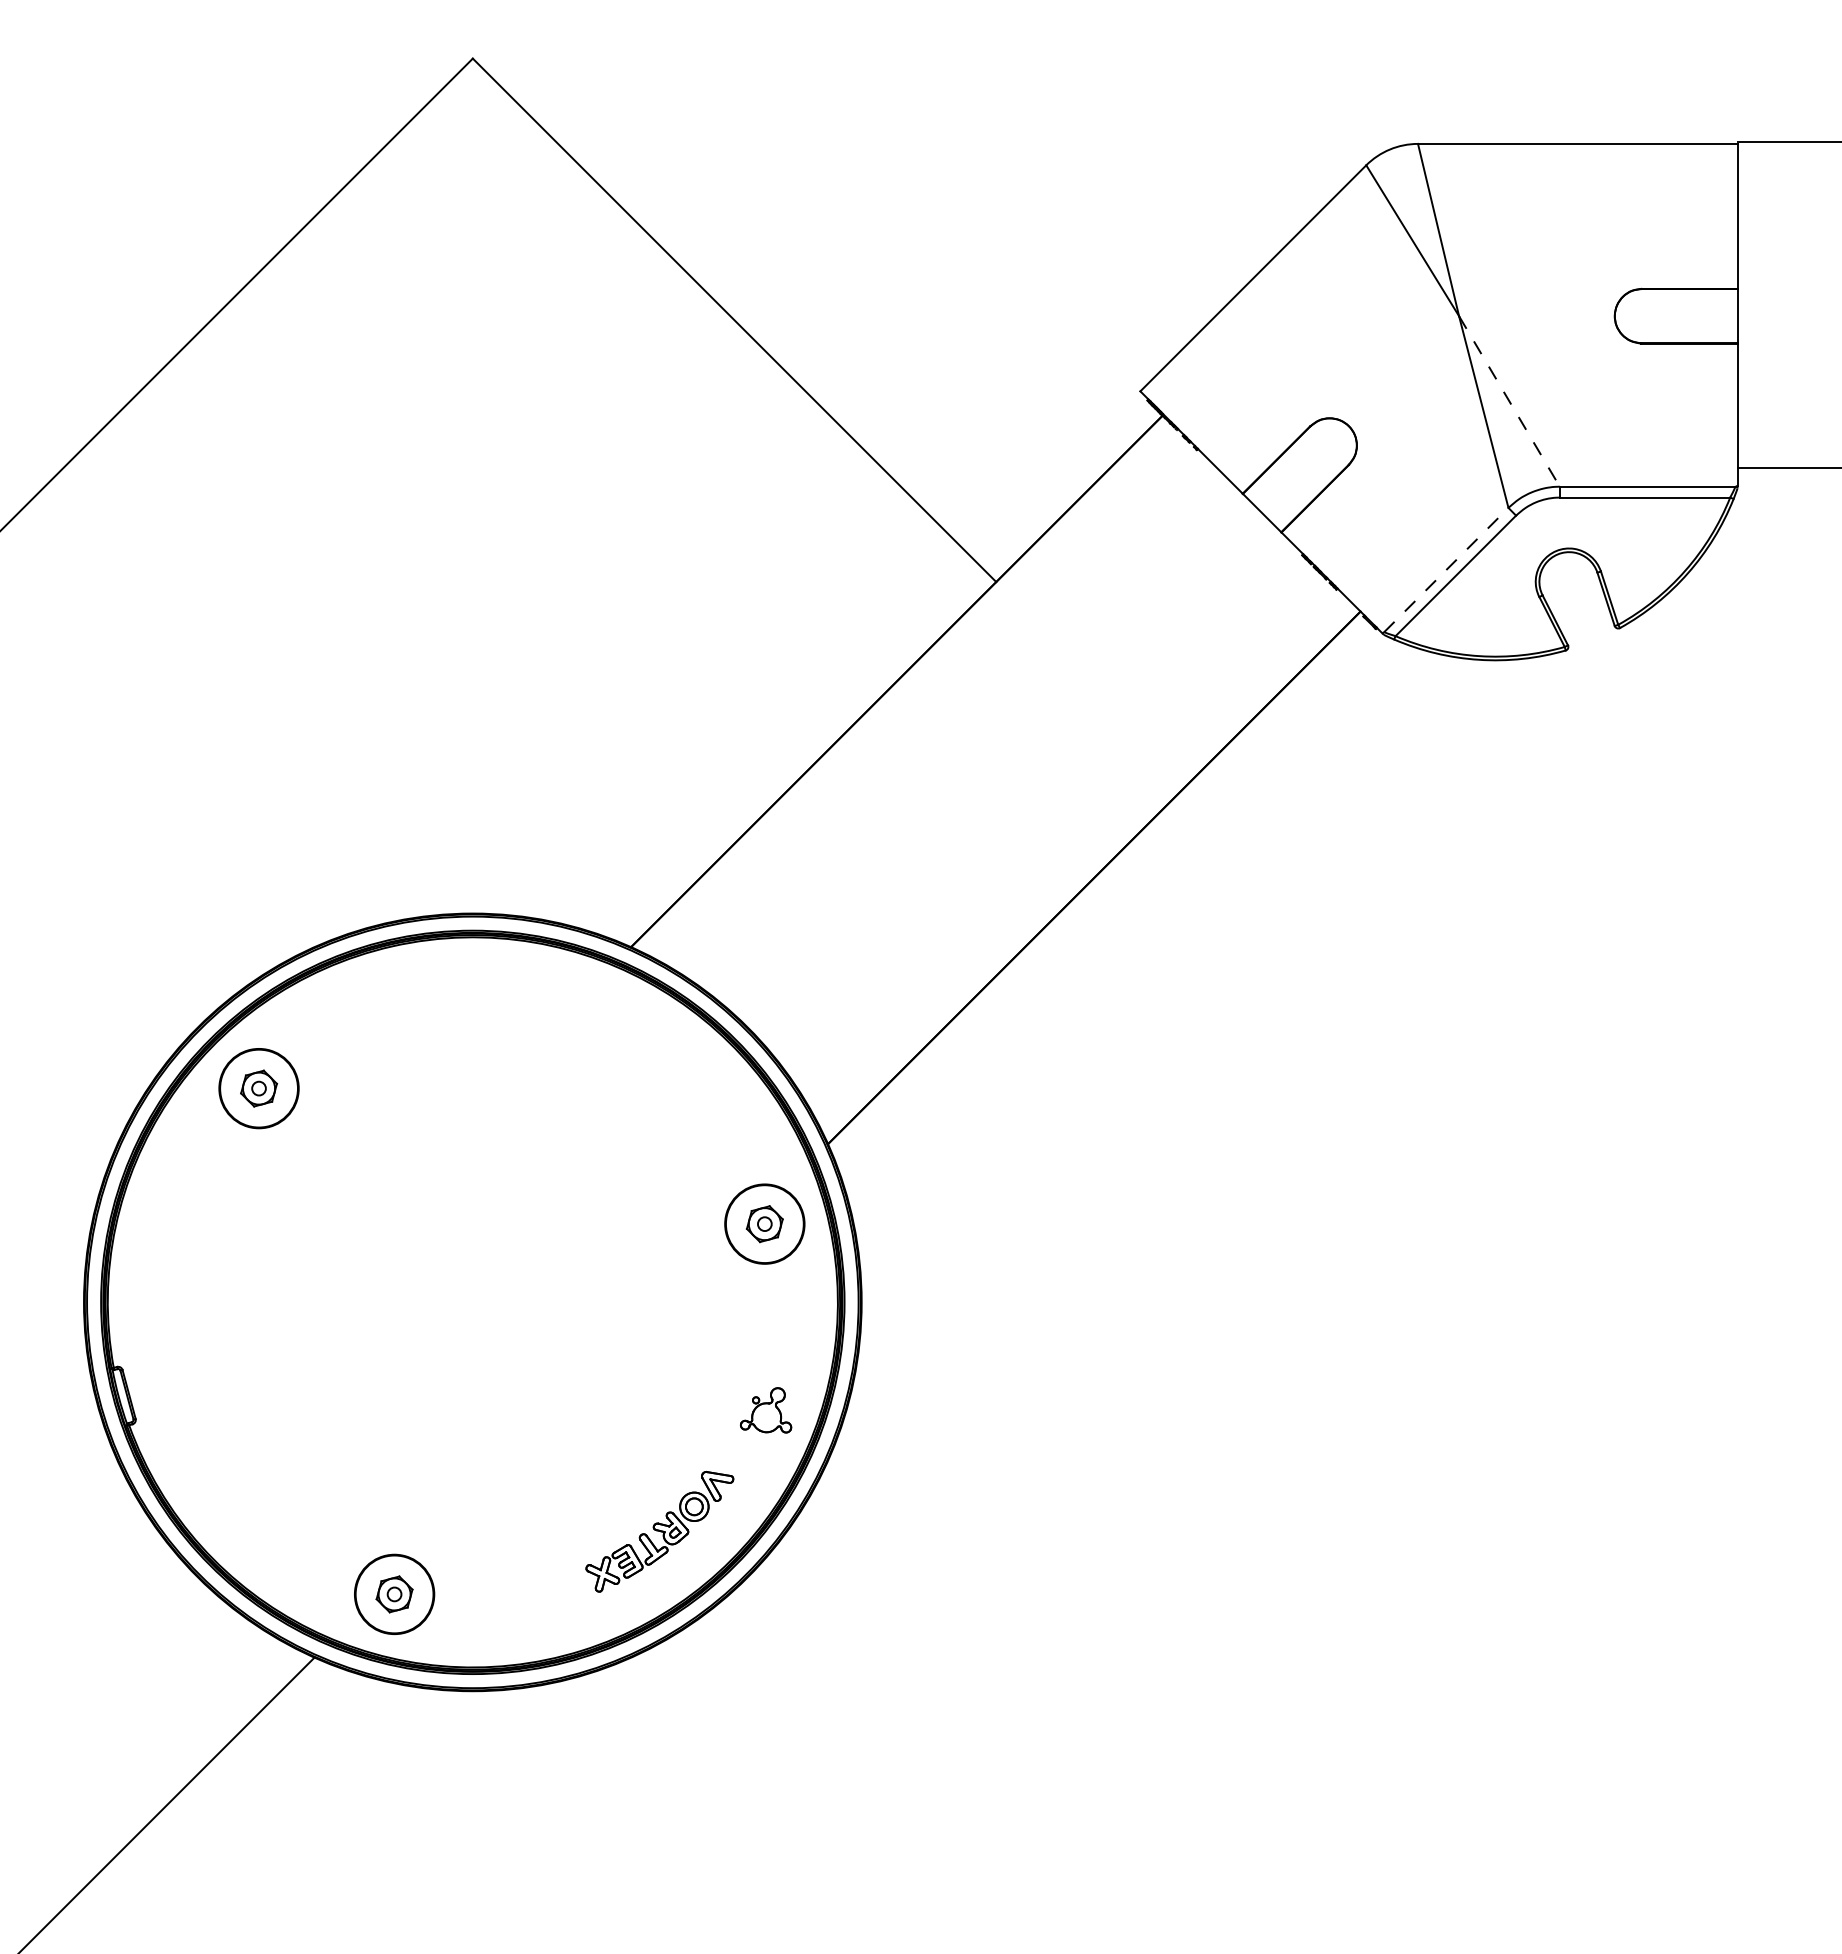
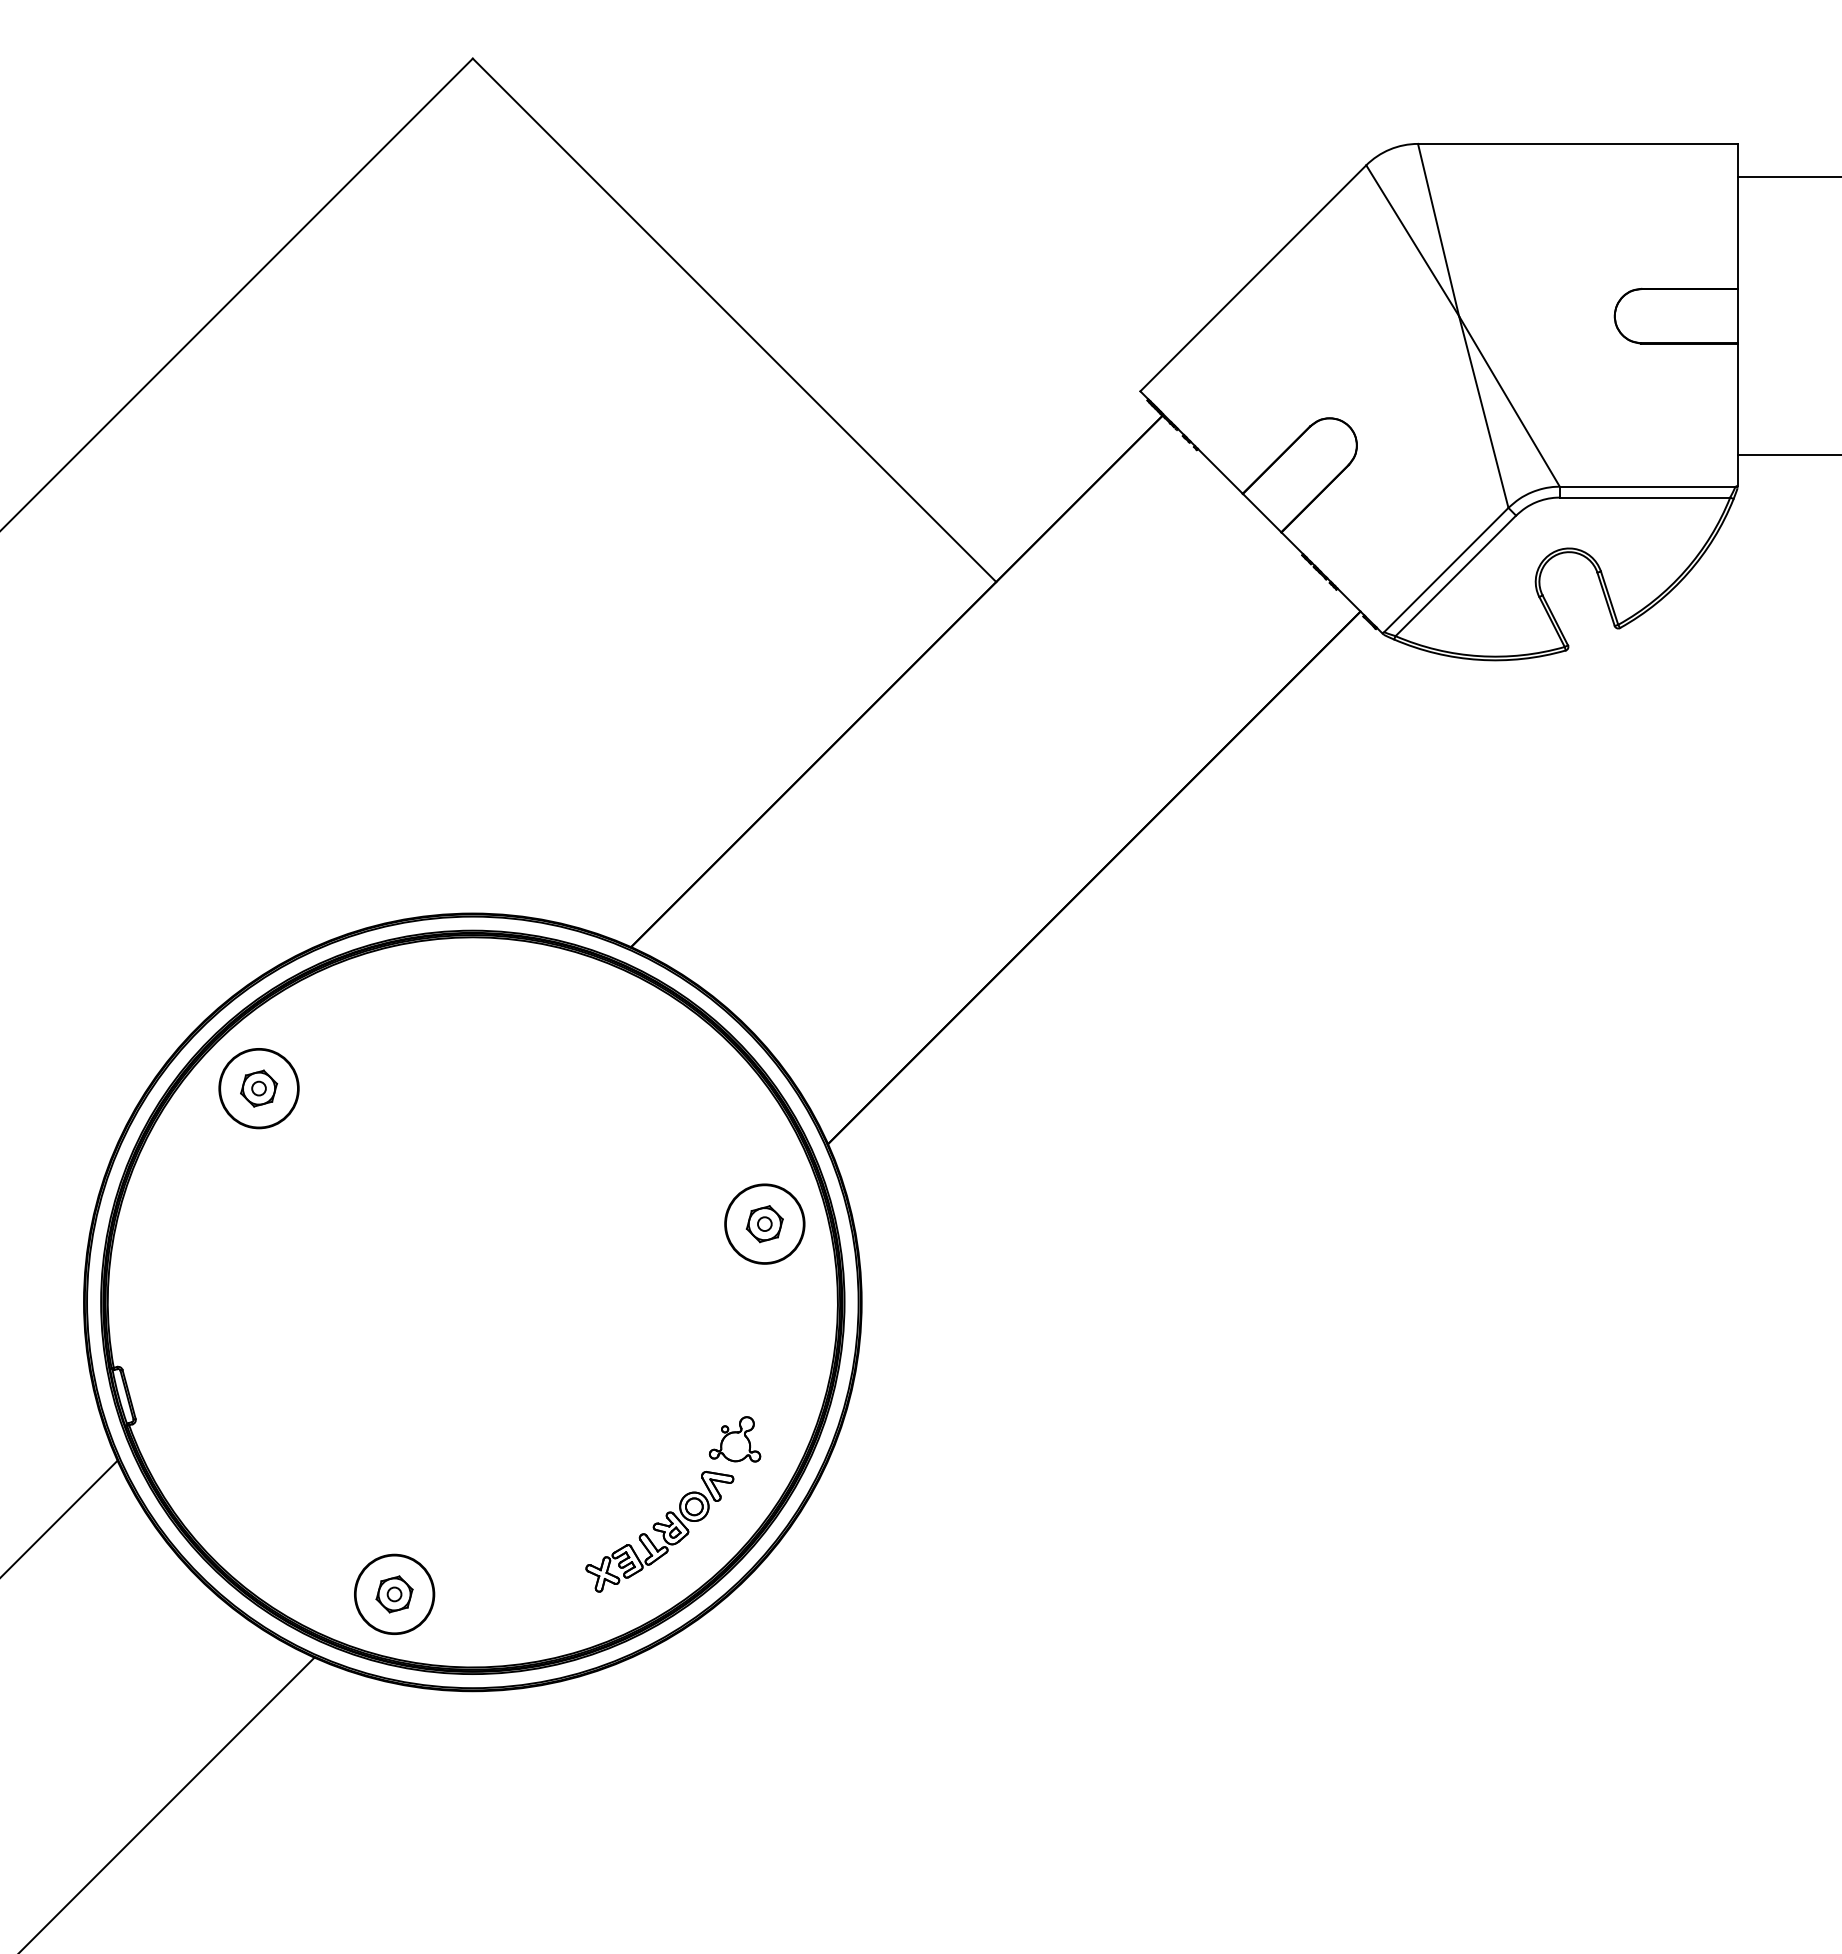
line position: (1787, 141) -> (1787, 176) (1787, 176)
line: dashed -> solid (1509, 401)
line position: (1787, 468) -> (1787, 455) (1787, 455)
line: dashed -> solid (1446, 570)
part position: (765, 1410) -> (734, 1439) (734, 1439)
line: none -> present (59, 1518)
